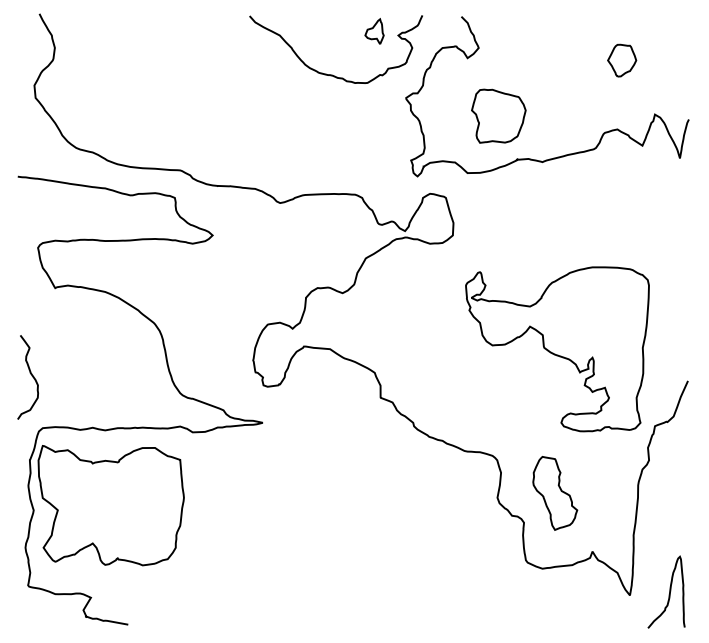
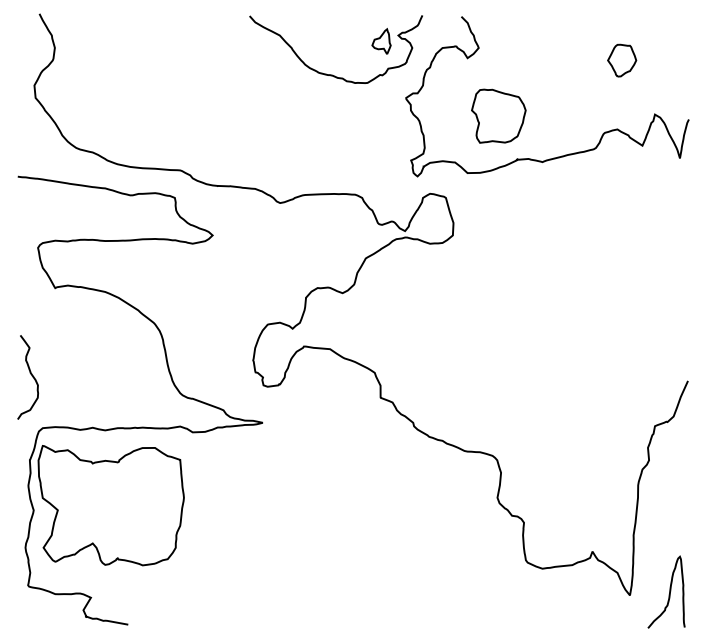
part position: (374, 31) -> (381, 41) (381, 41)
part: present -> none (557, 349)
part: present -> none (555, 493)
